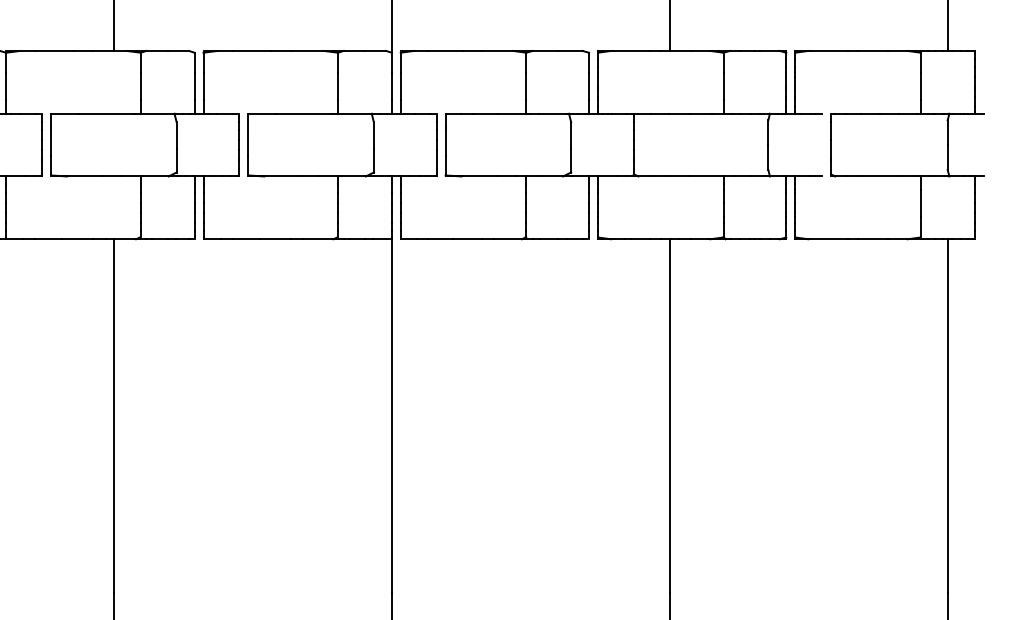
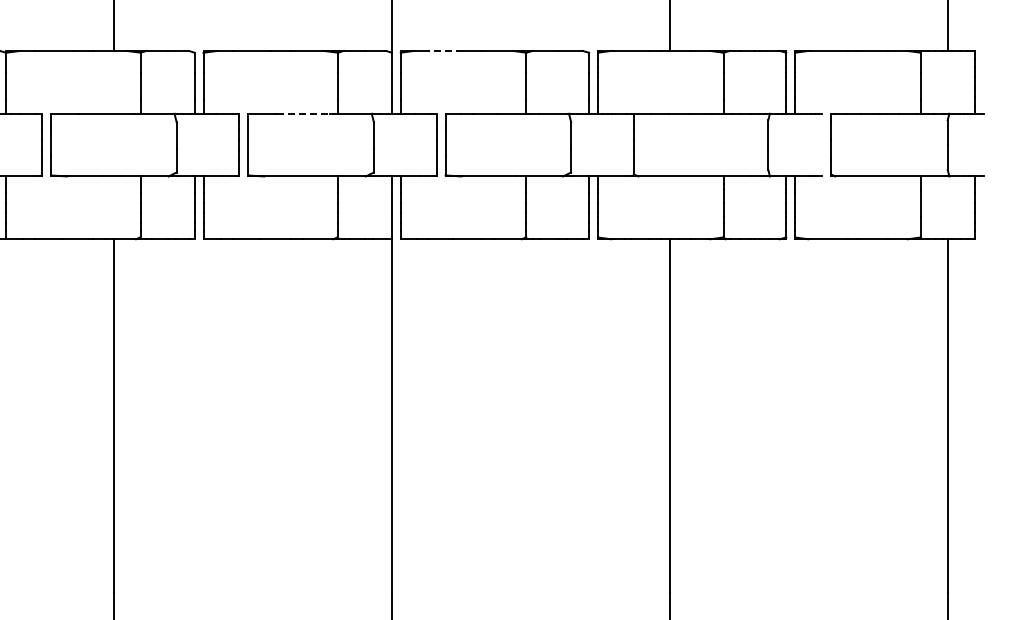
line: solid -> dashed (445, 50)
line: solid -> dashed (303, 113)
